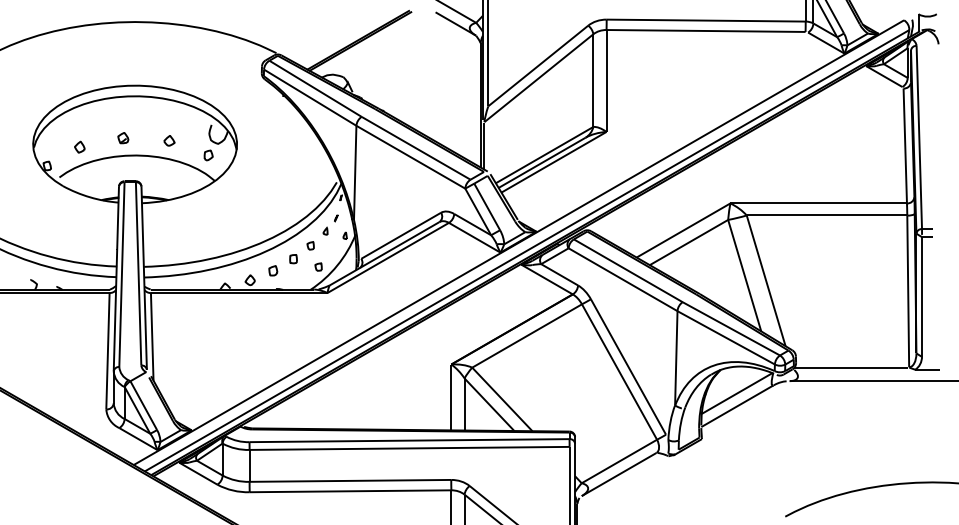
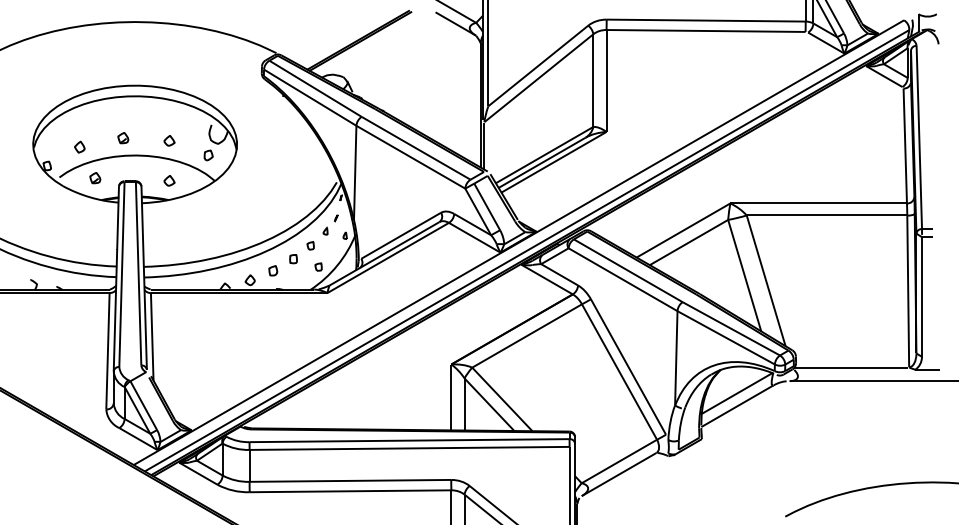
part: none -> present (95, 178)
part: none -> present (169, 180)
